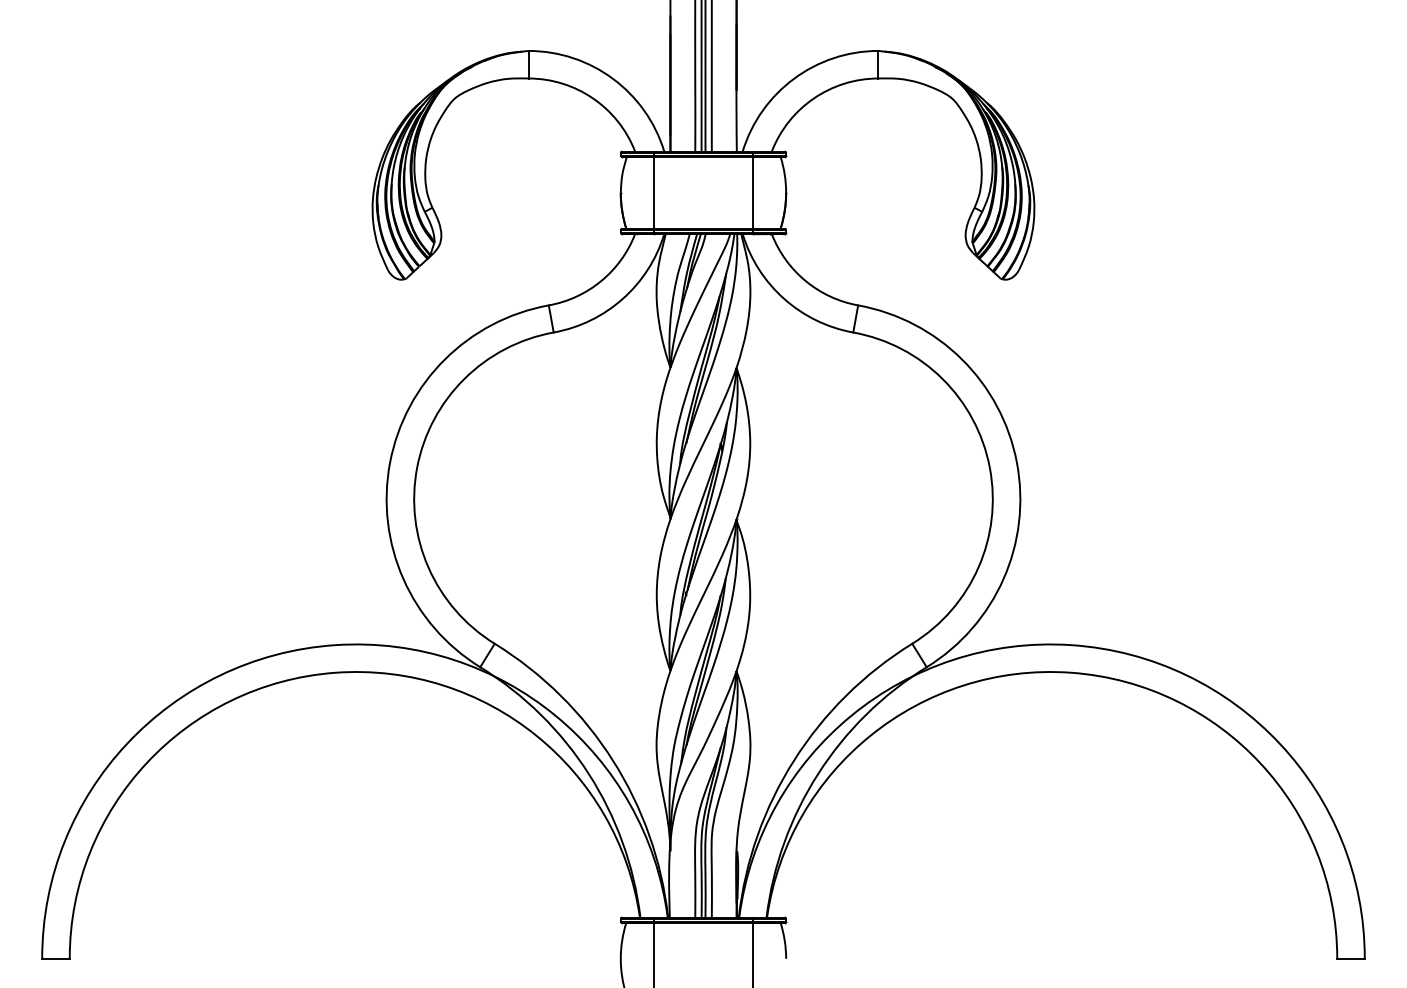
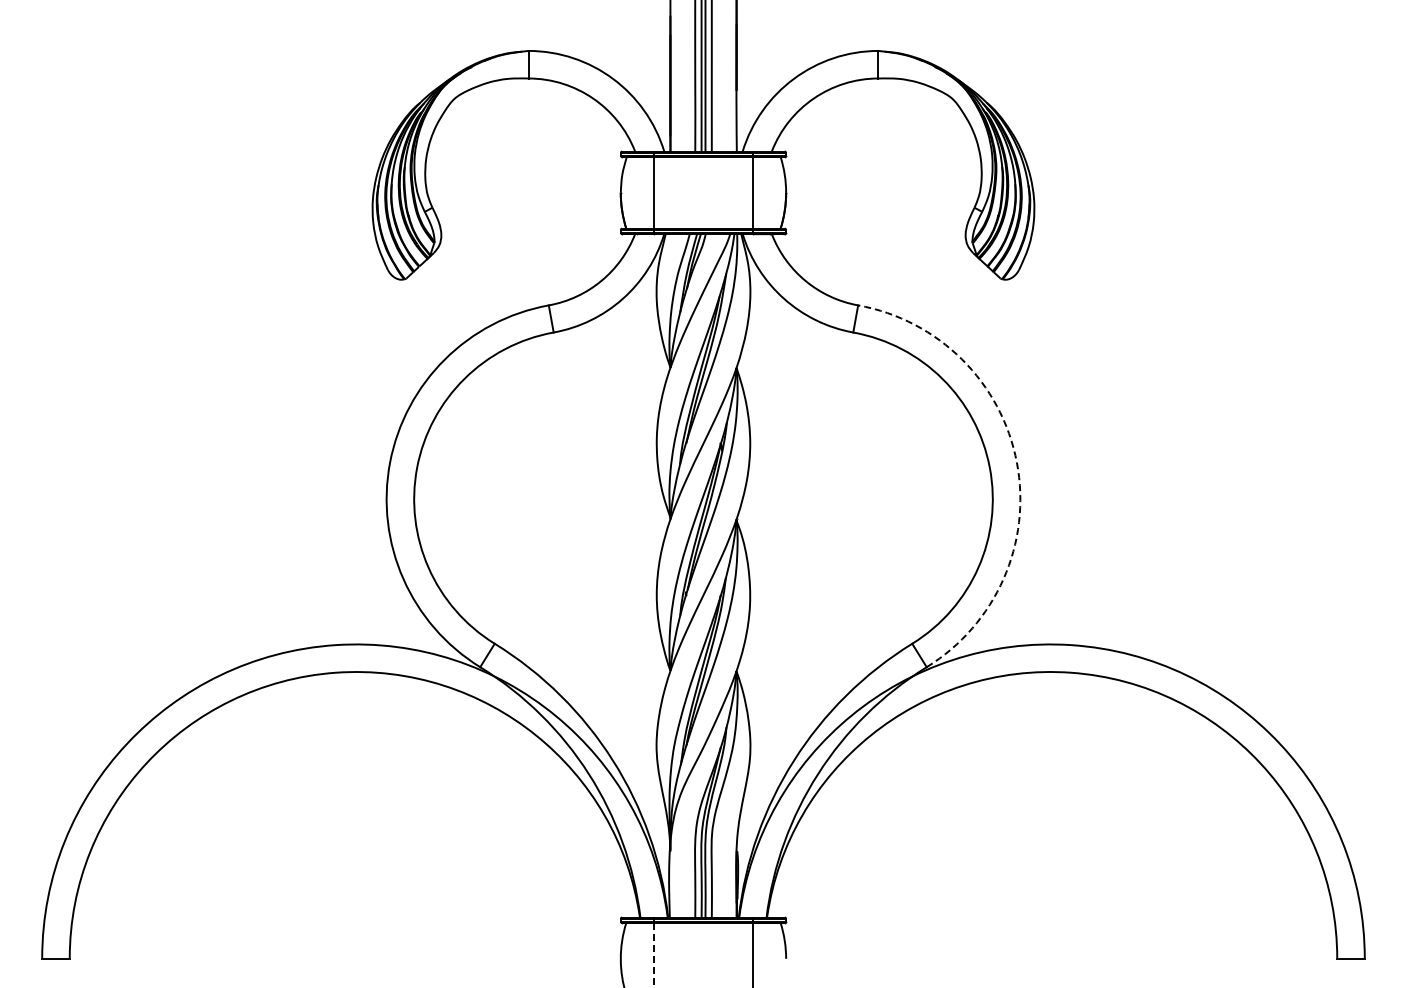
arc: solid -> dashed (1016, 462)
line: solid -> dashed (653, 955)
